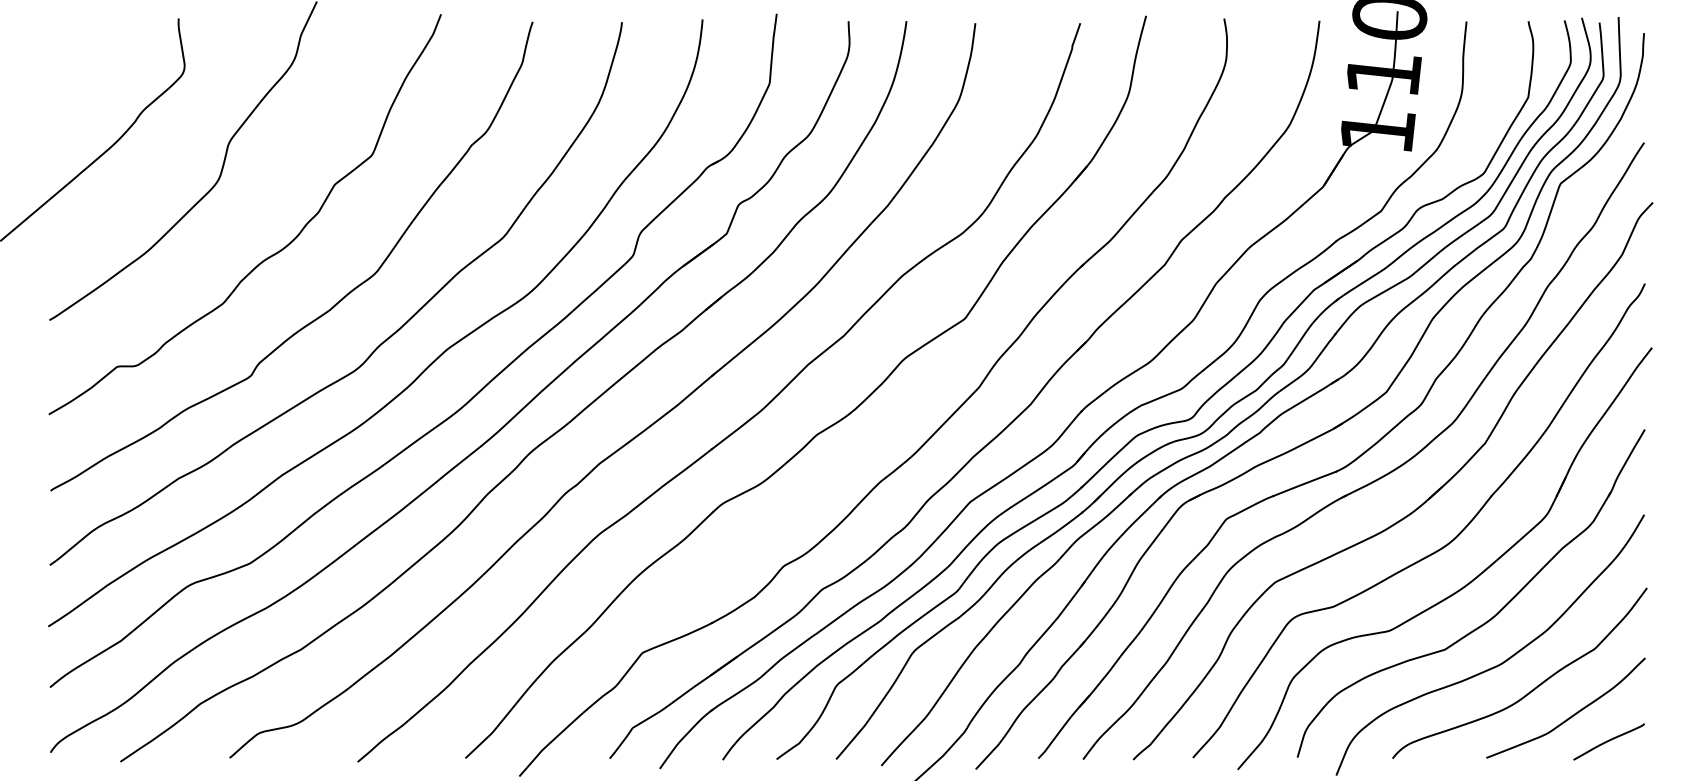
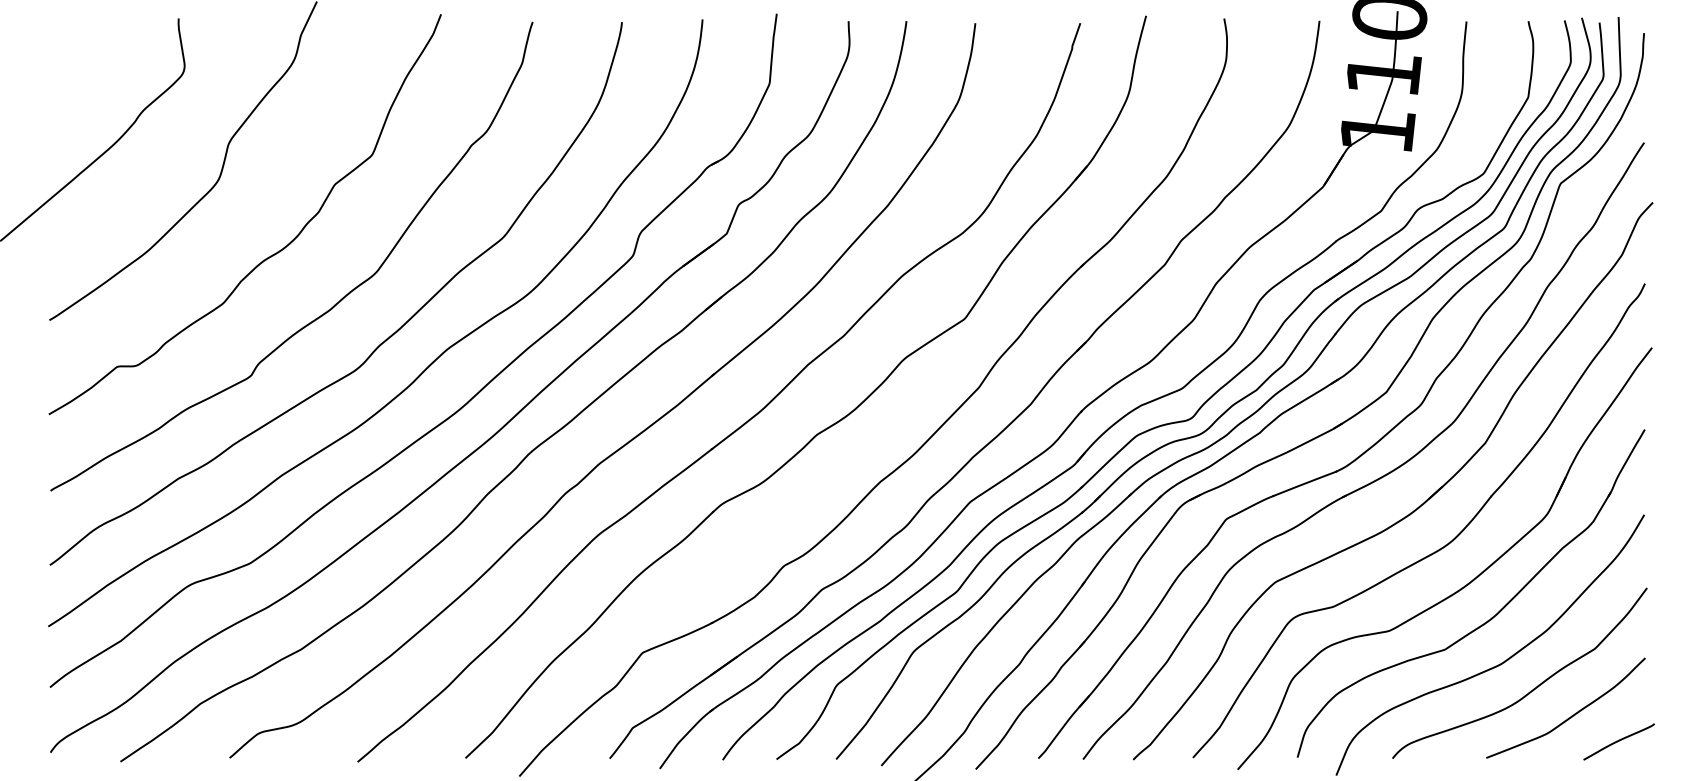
curve position: (1608, 741) -> (1618, 741) (1618, 741)
